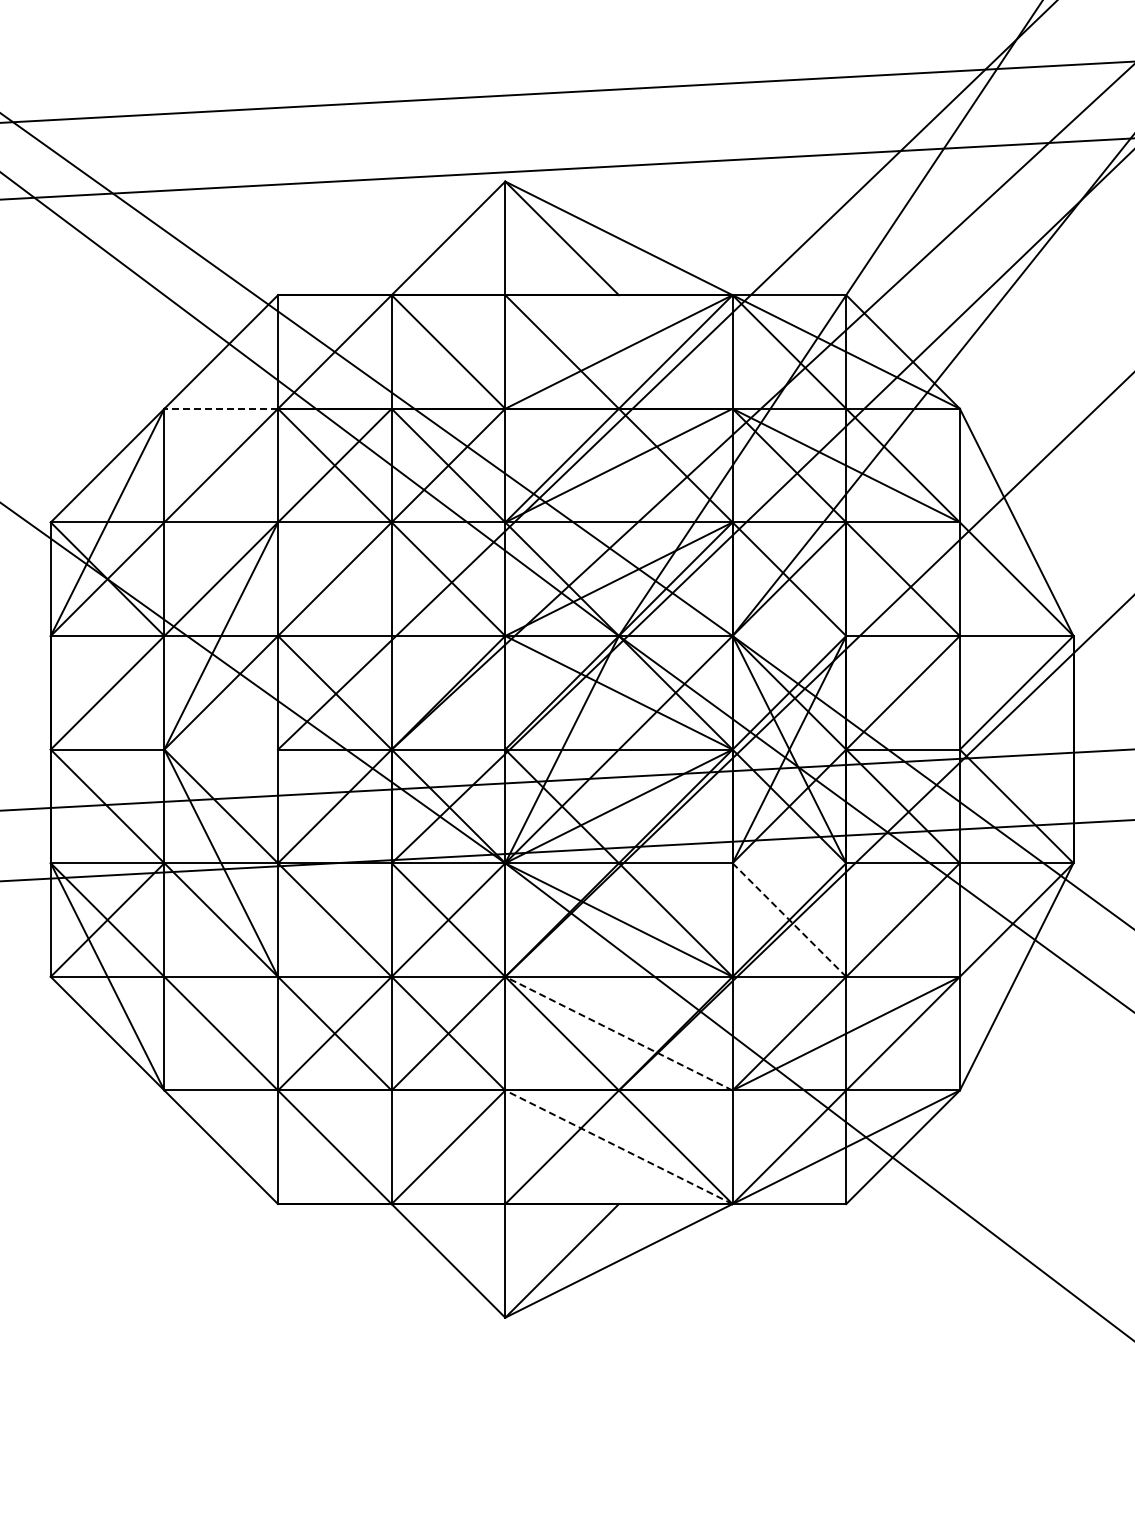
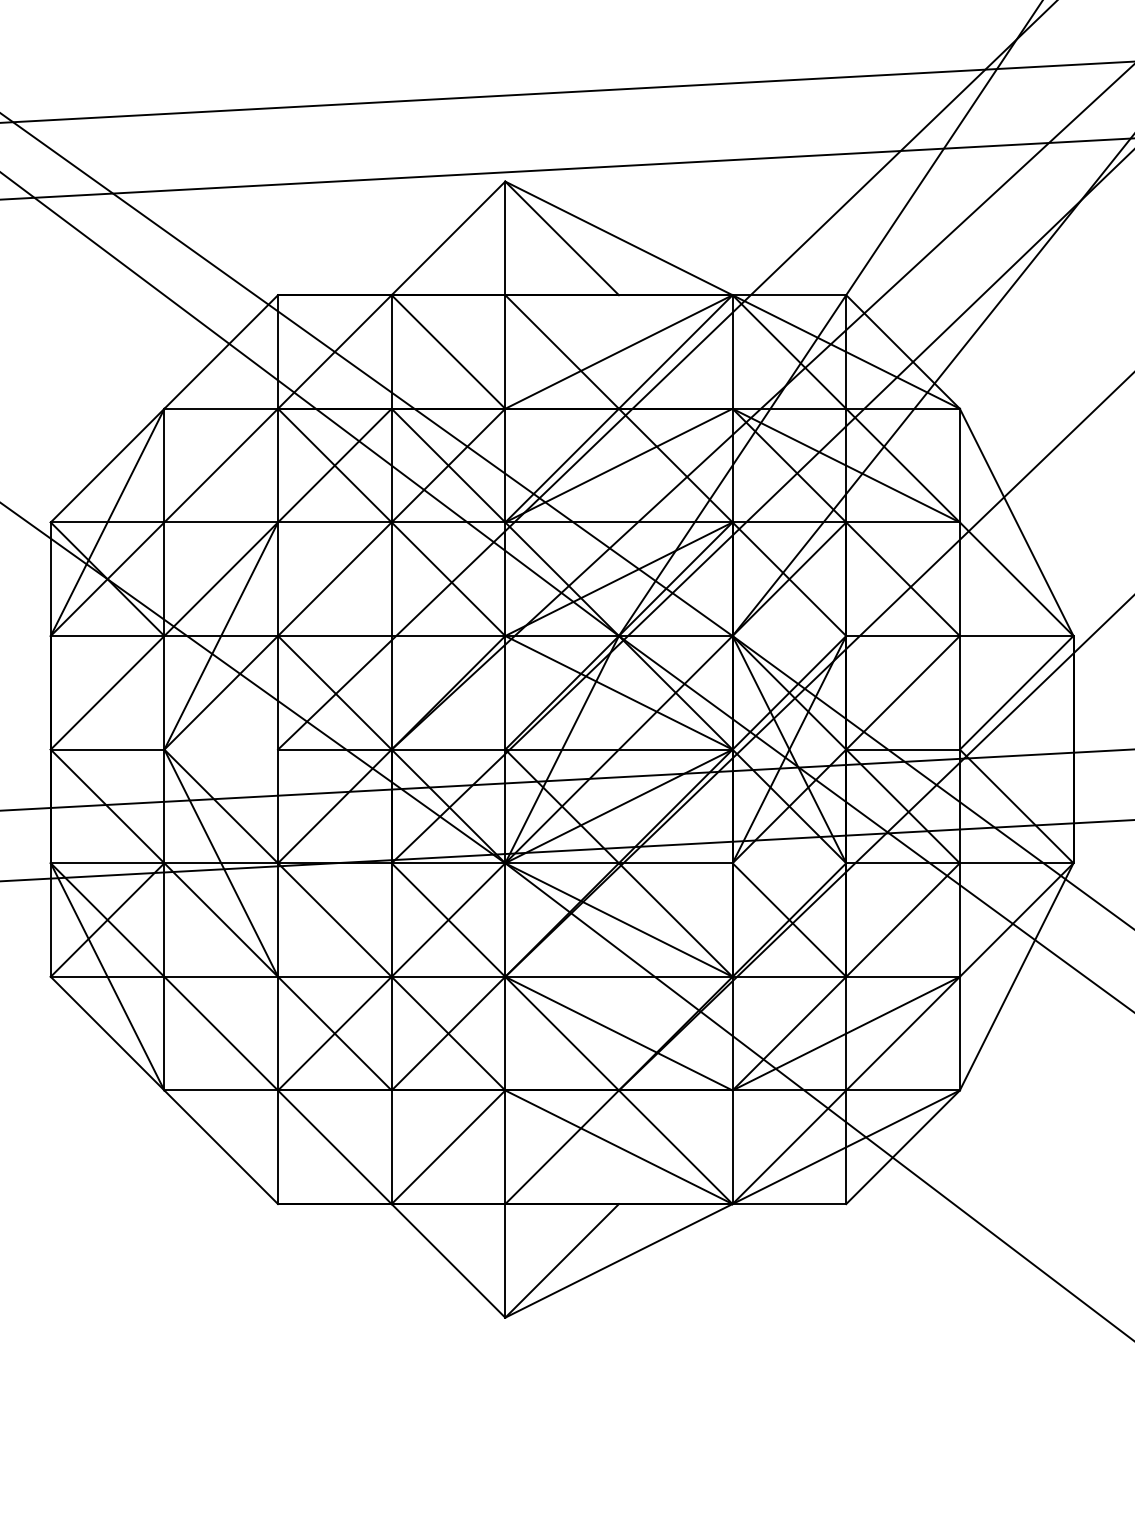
line: dashed -> solid (221, 408)
line: dashed -> solid (789, 920)
line: dashed -> solid (618, 1033)
line: dashed -> solid (618, 1147)
